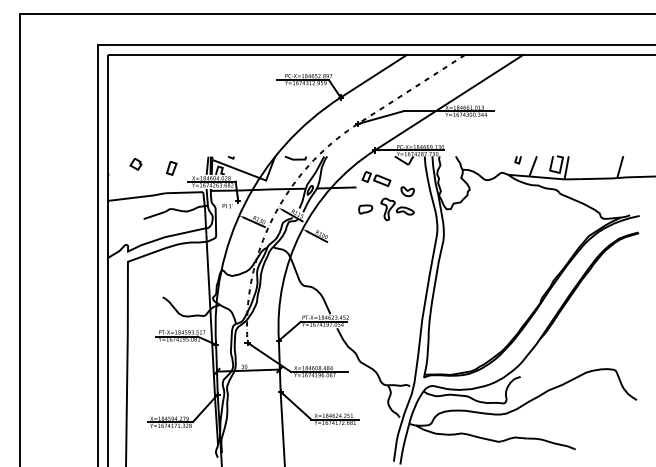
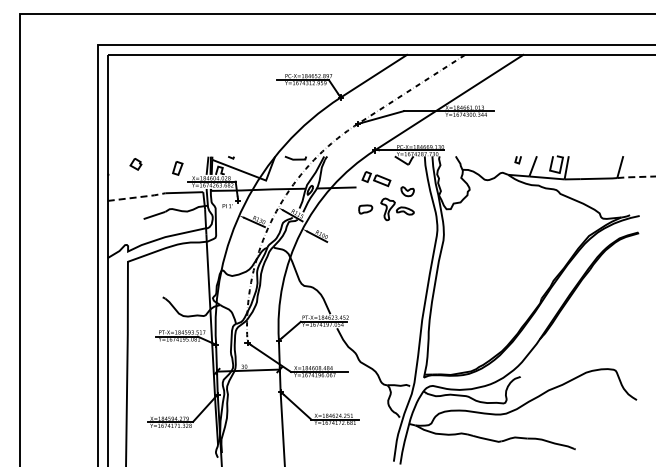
part position: (171, 168) -> (177, 168) (177, 168)
line: solid -> dashed (635, 177)
line: solid -> dashed (137, 197)
